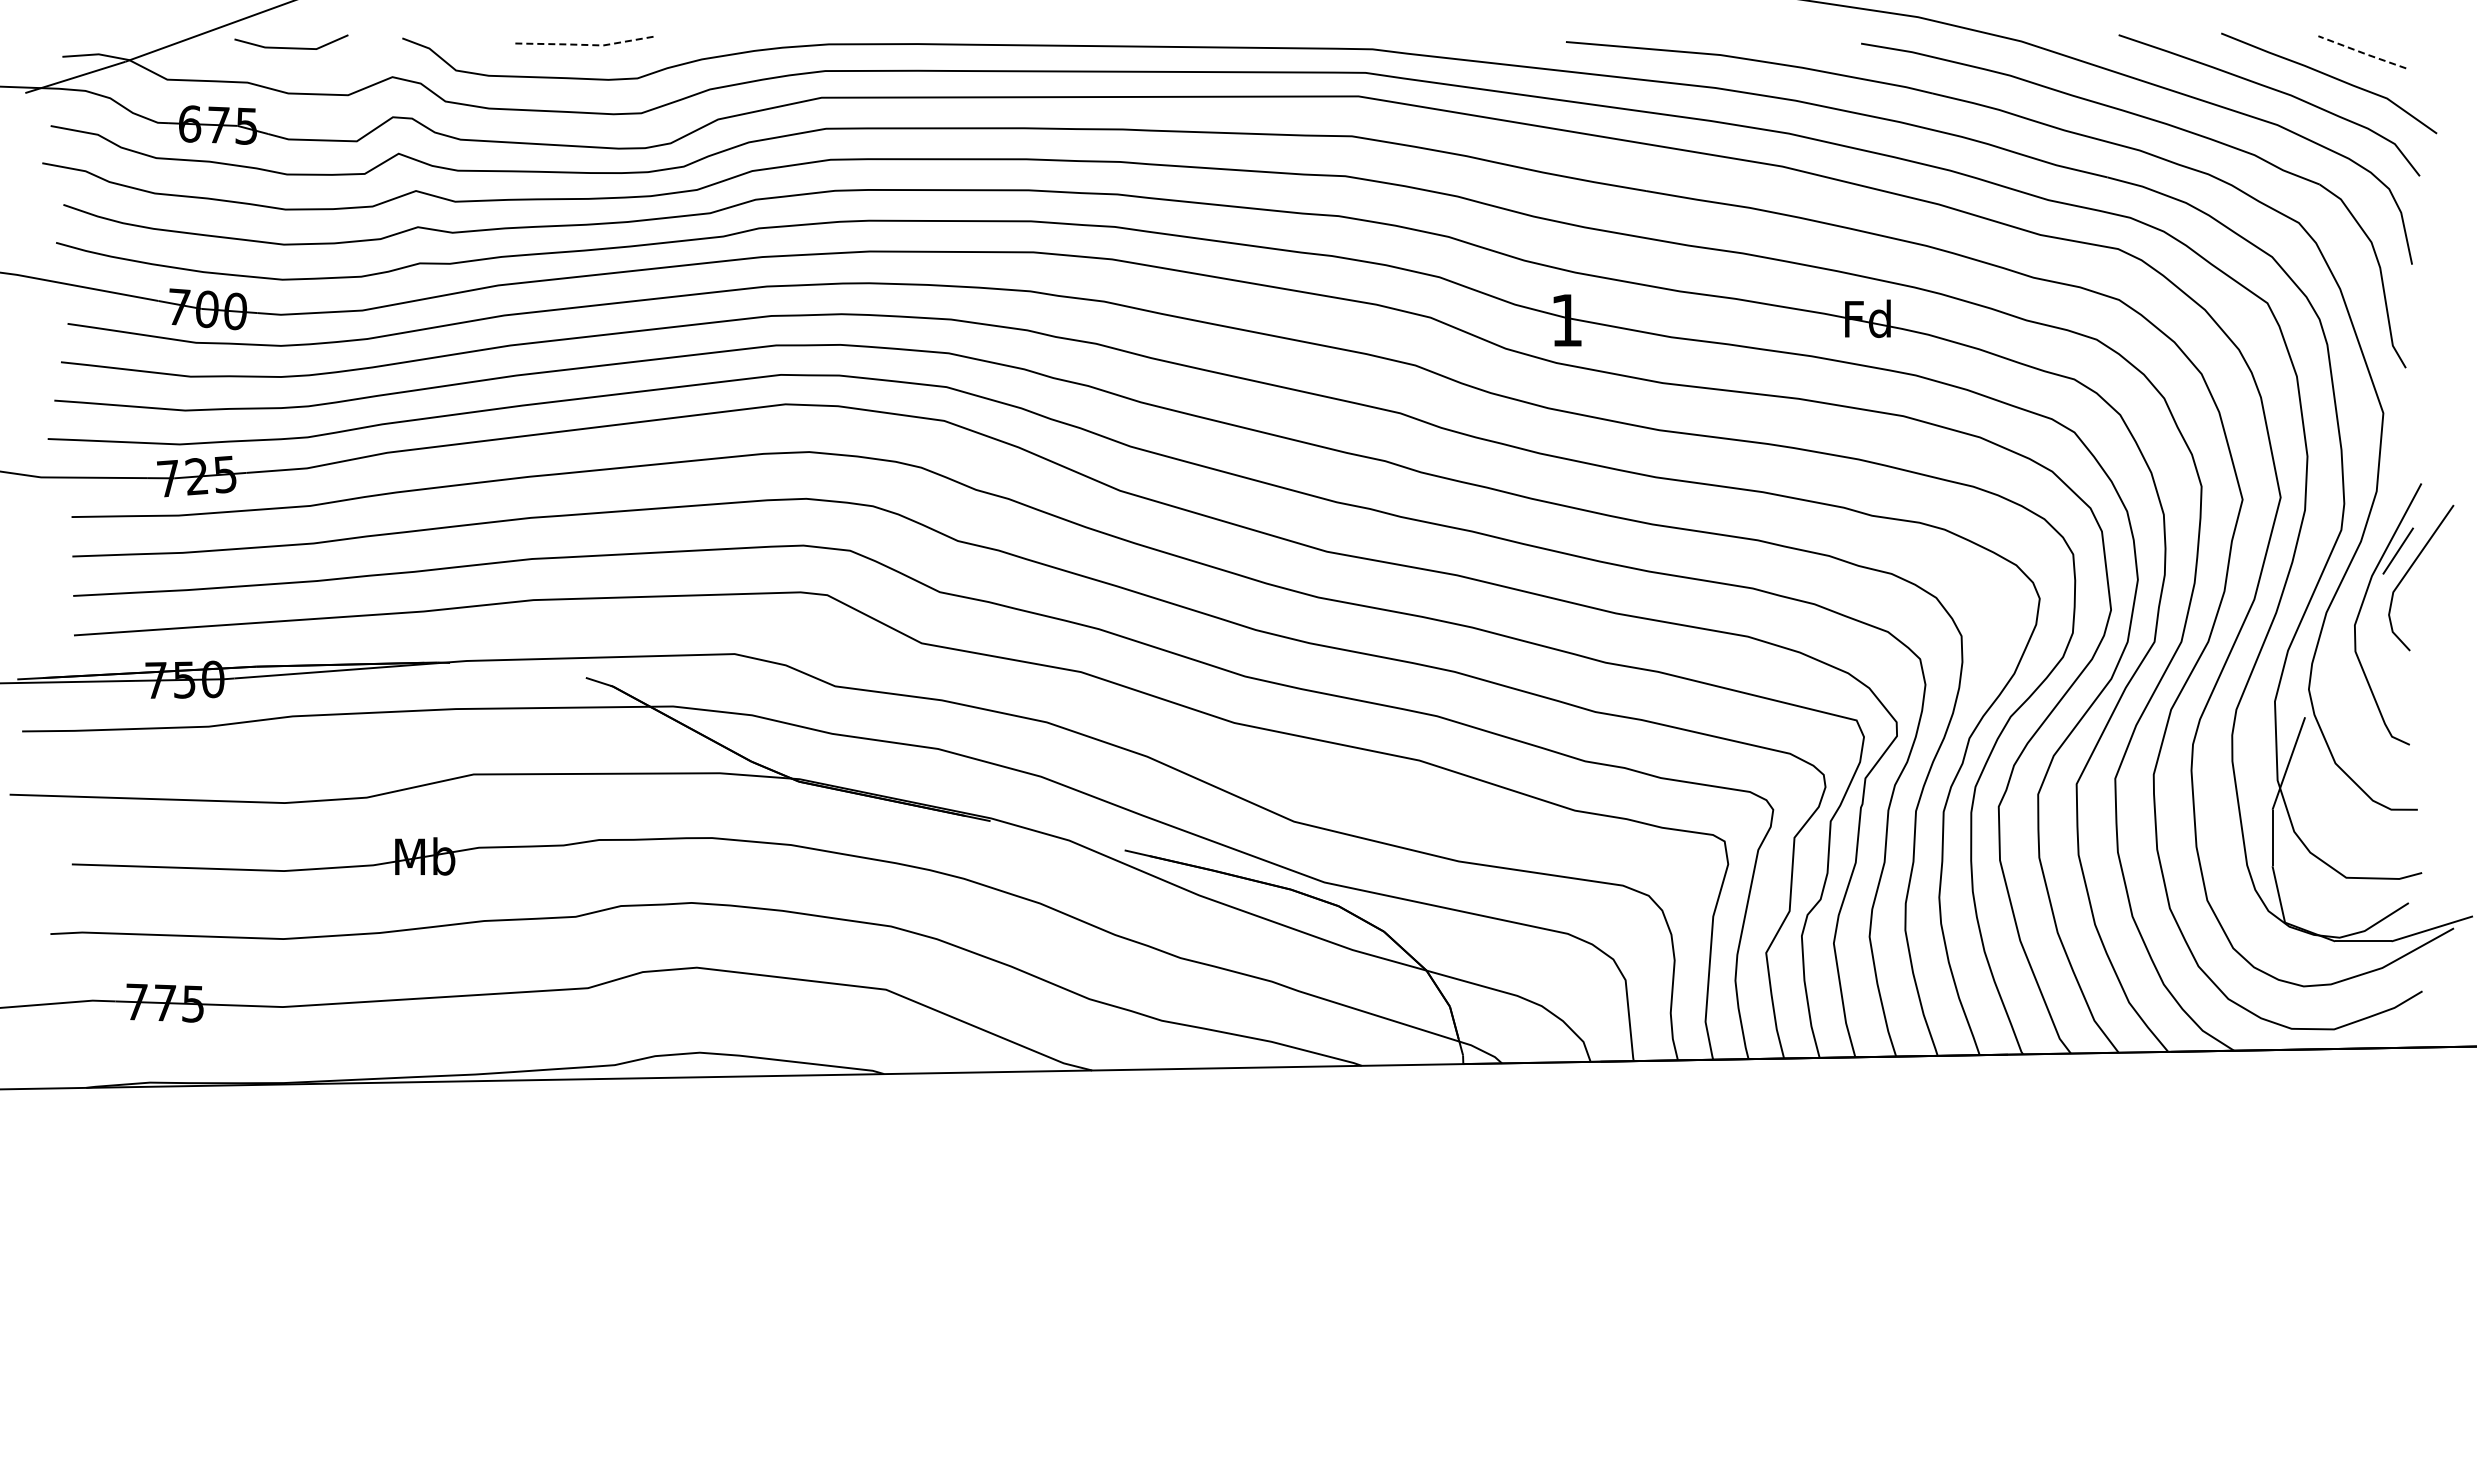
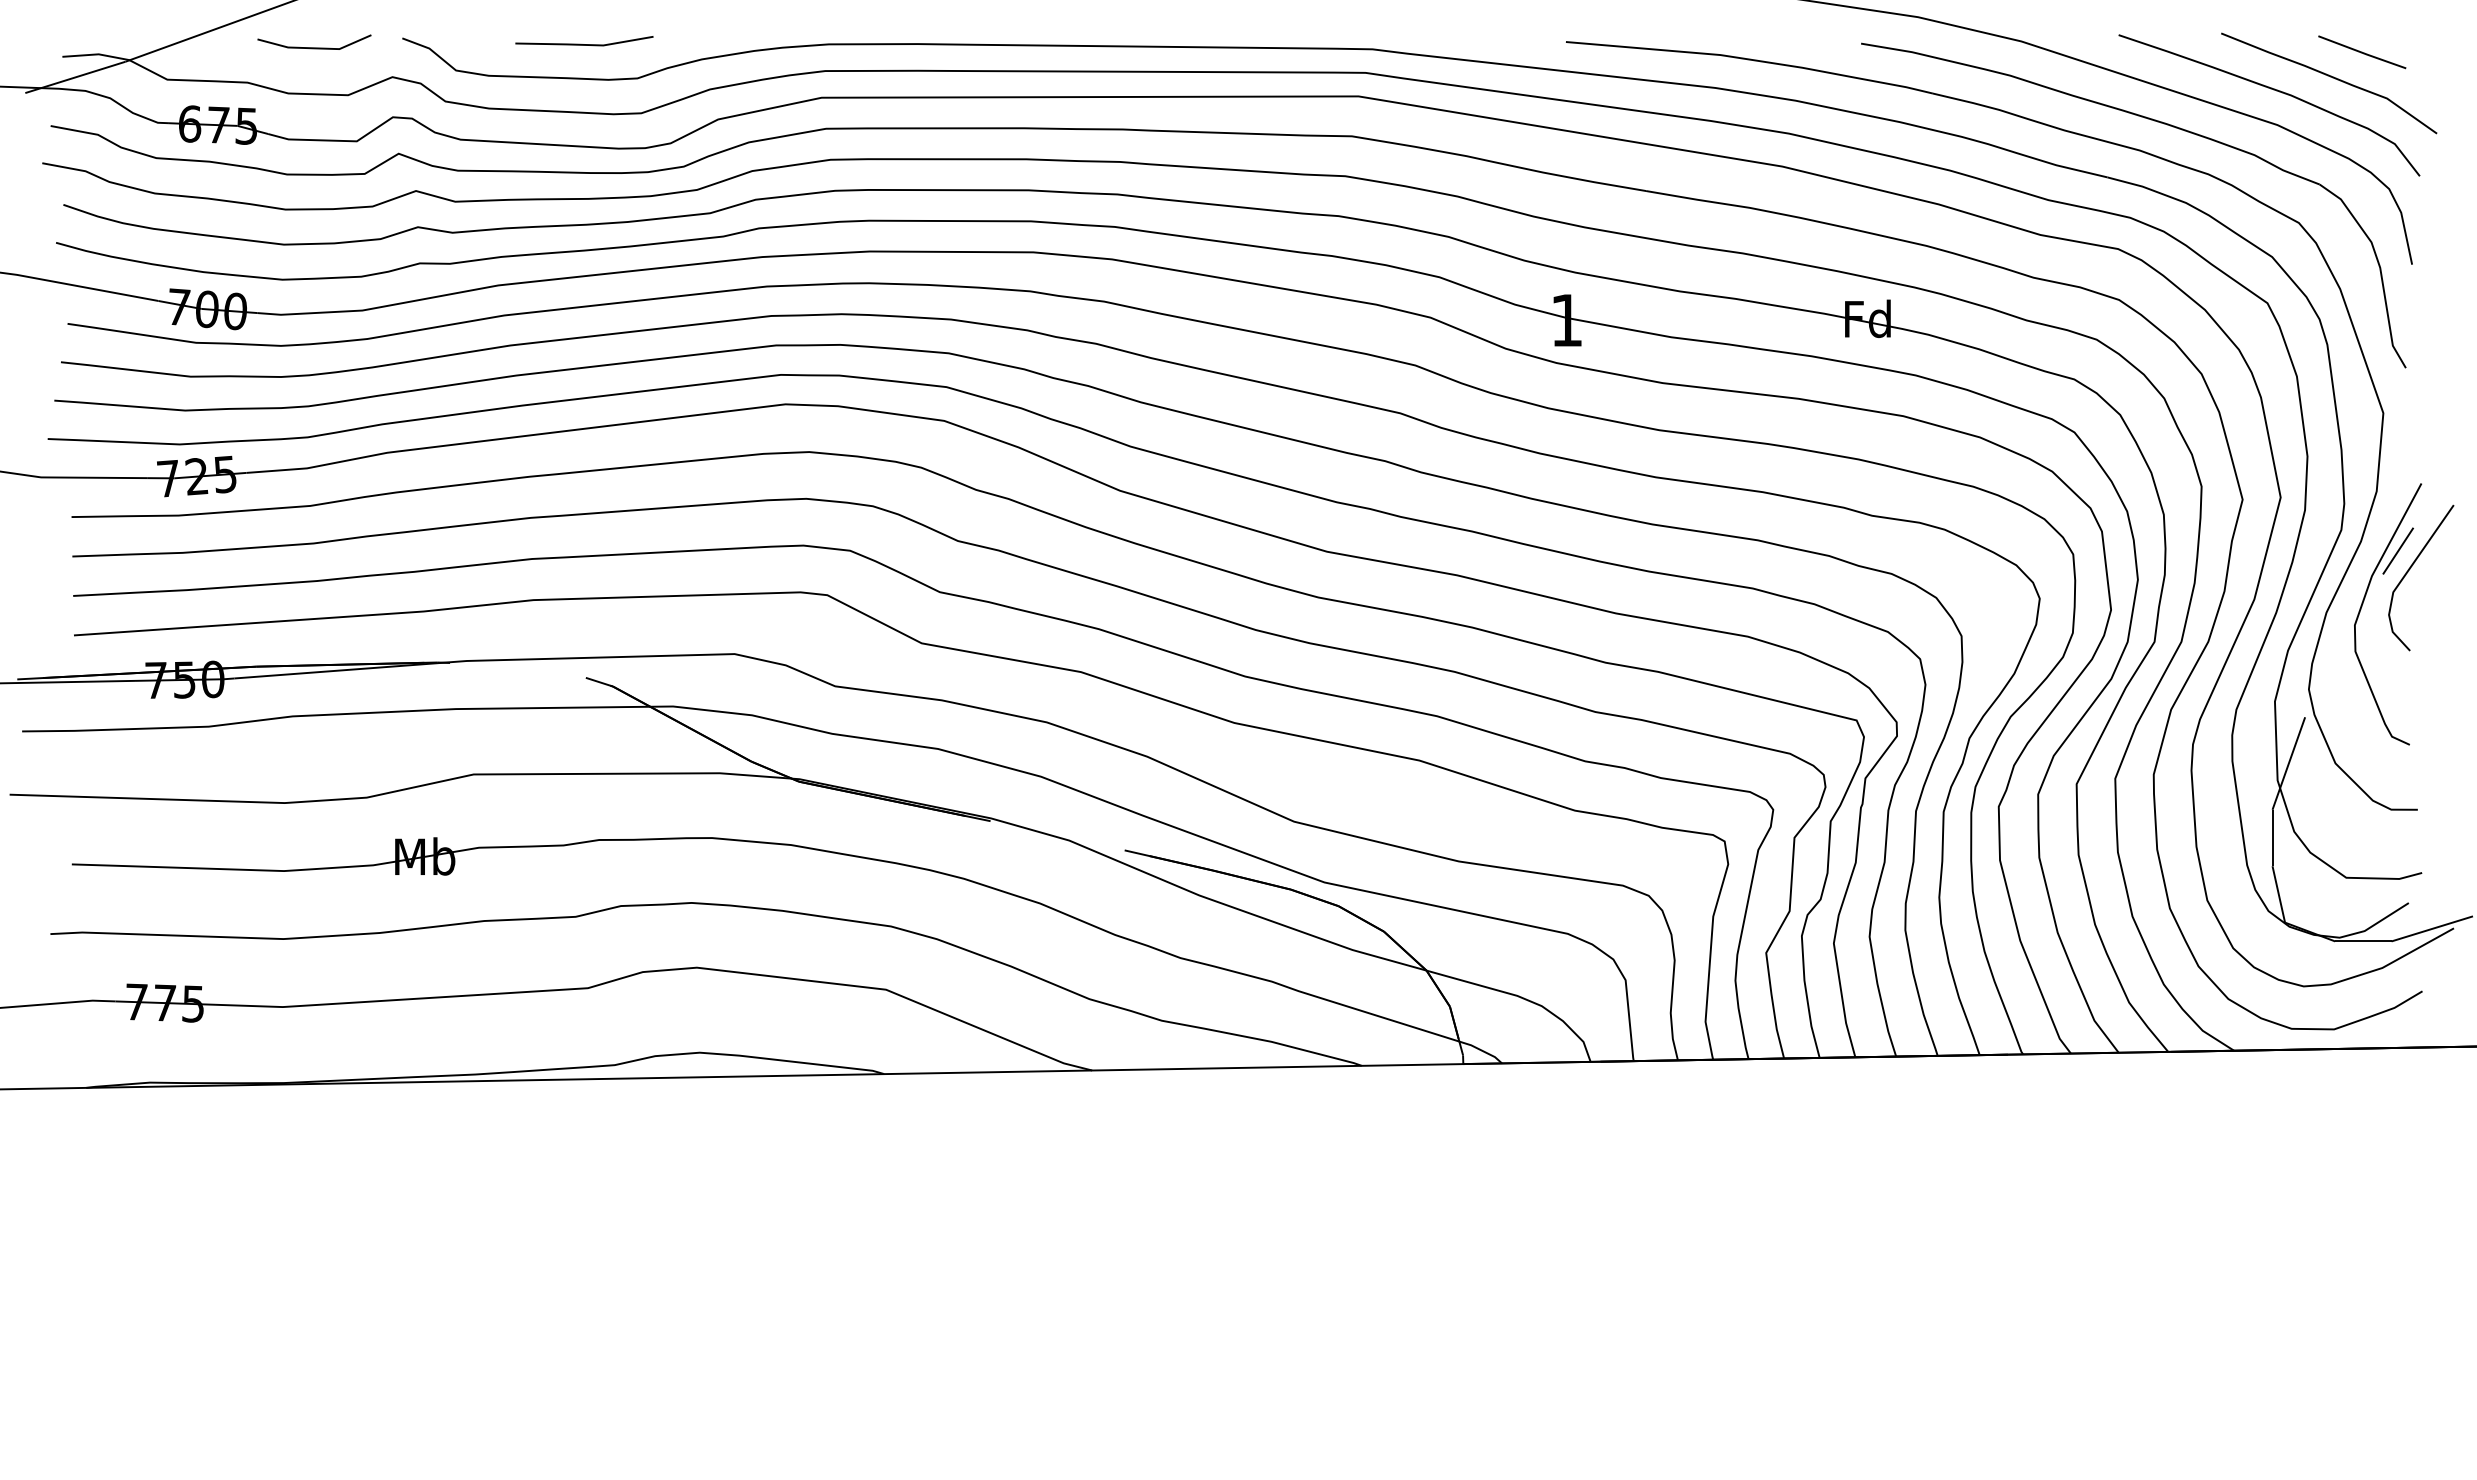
line: dashed -> solid (584, 44)
line position: (291, 47) -> (314, 47) (314, 47)
line: dashed -> solid (2362, 52)
